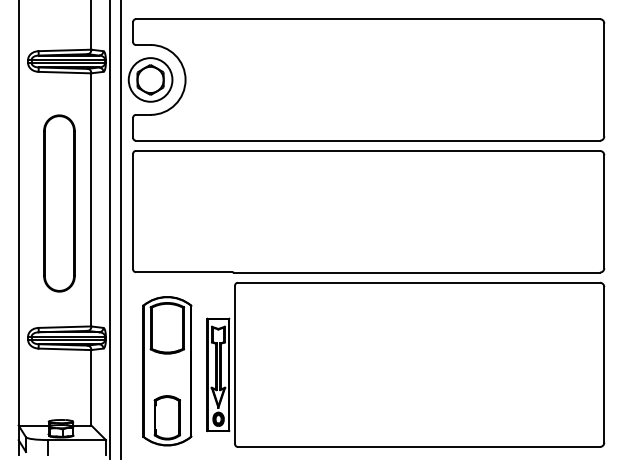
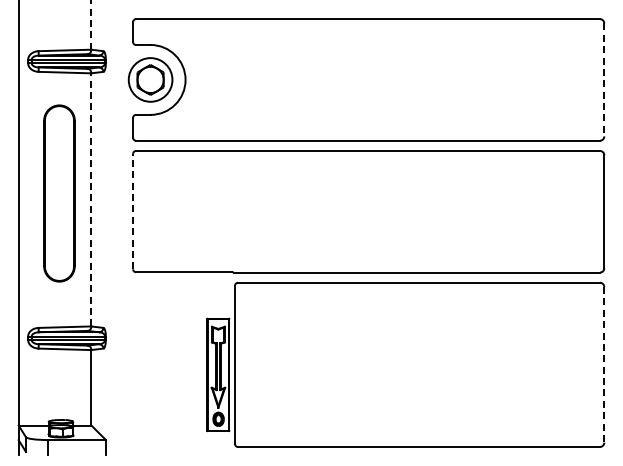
line: solid -> dashed (91, 24)
line: solid -> dashed (604, 80)
line: solid -> dashed (91, 199)
part position: (59, 203) -> (59, 193) (59, 193)
line: solid -> dashed (133, 211)
line: present -> none (109, 230)
line: present -> none (121, 230)
line: solid -> dashed (604, 364)
part: present -> none (167, 371)
